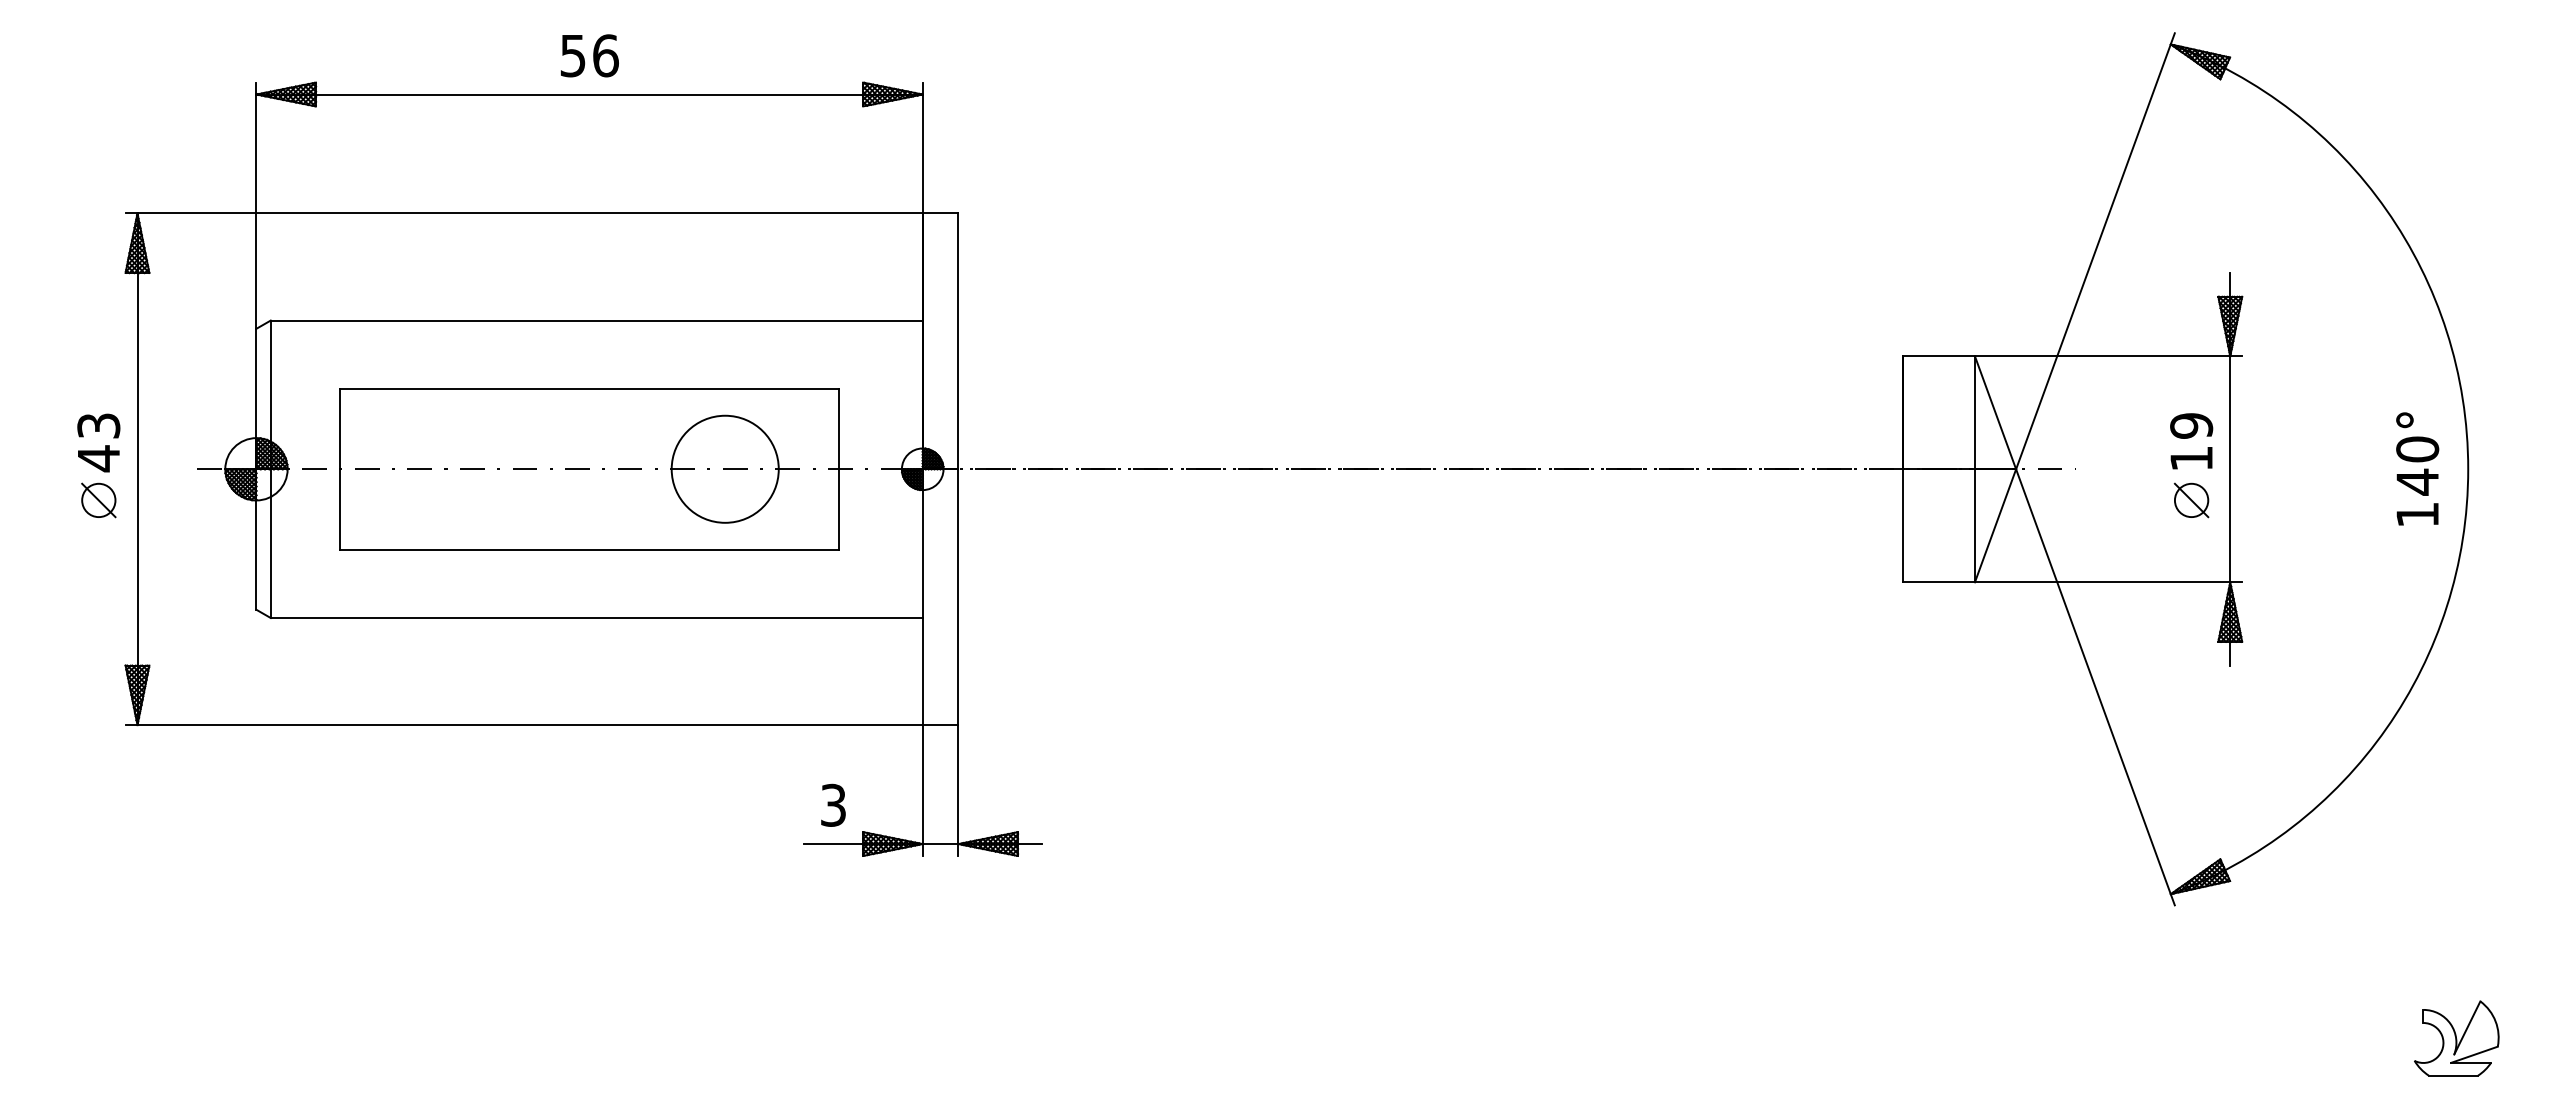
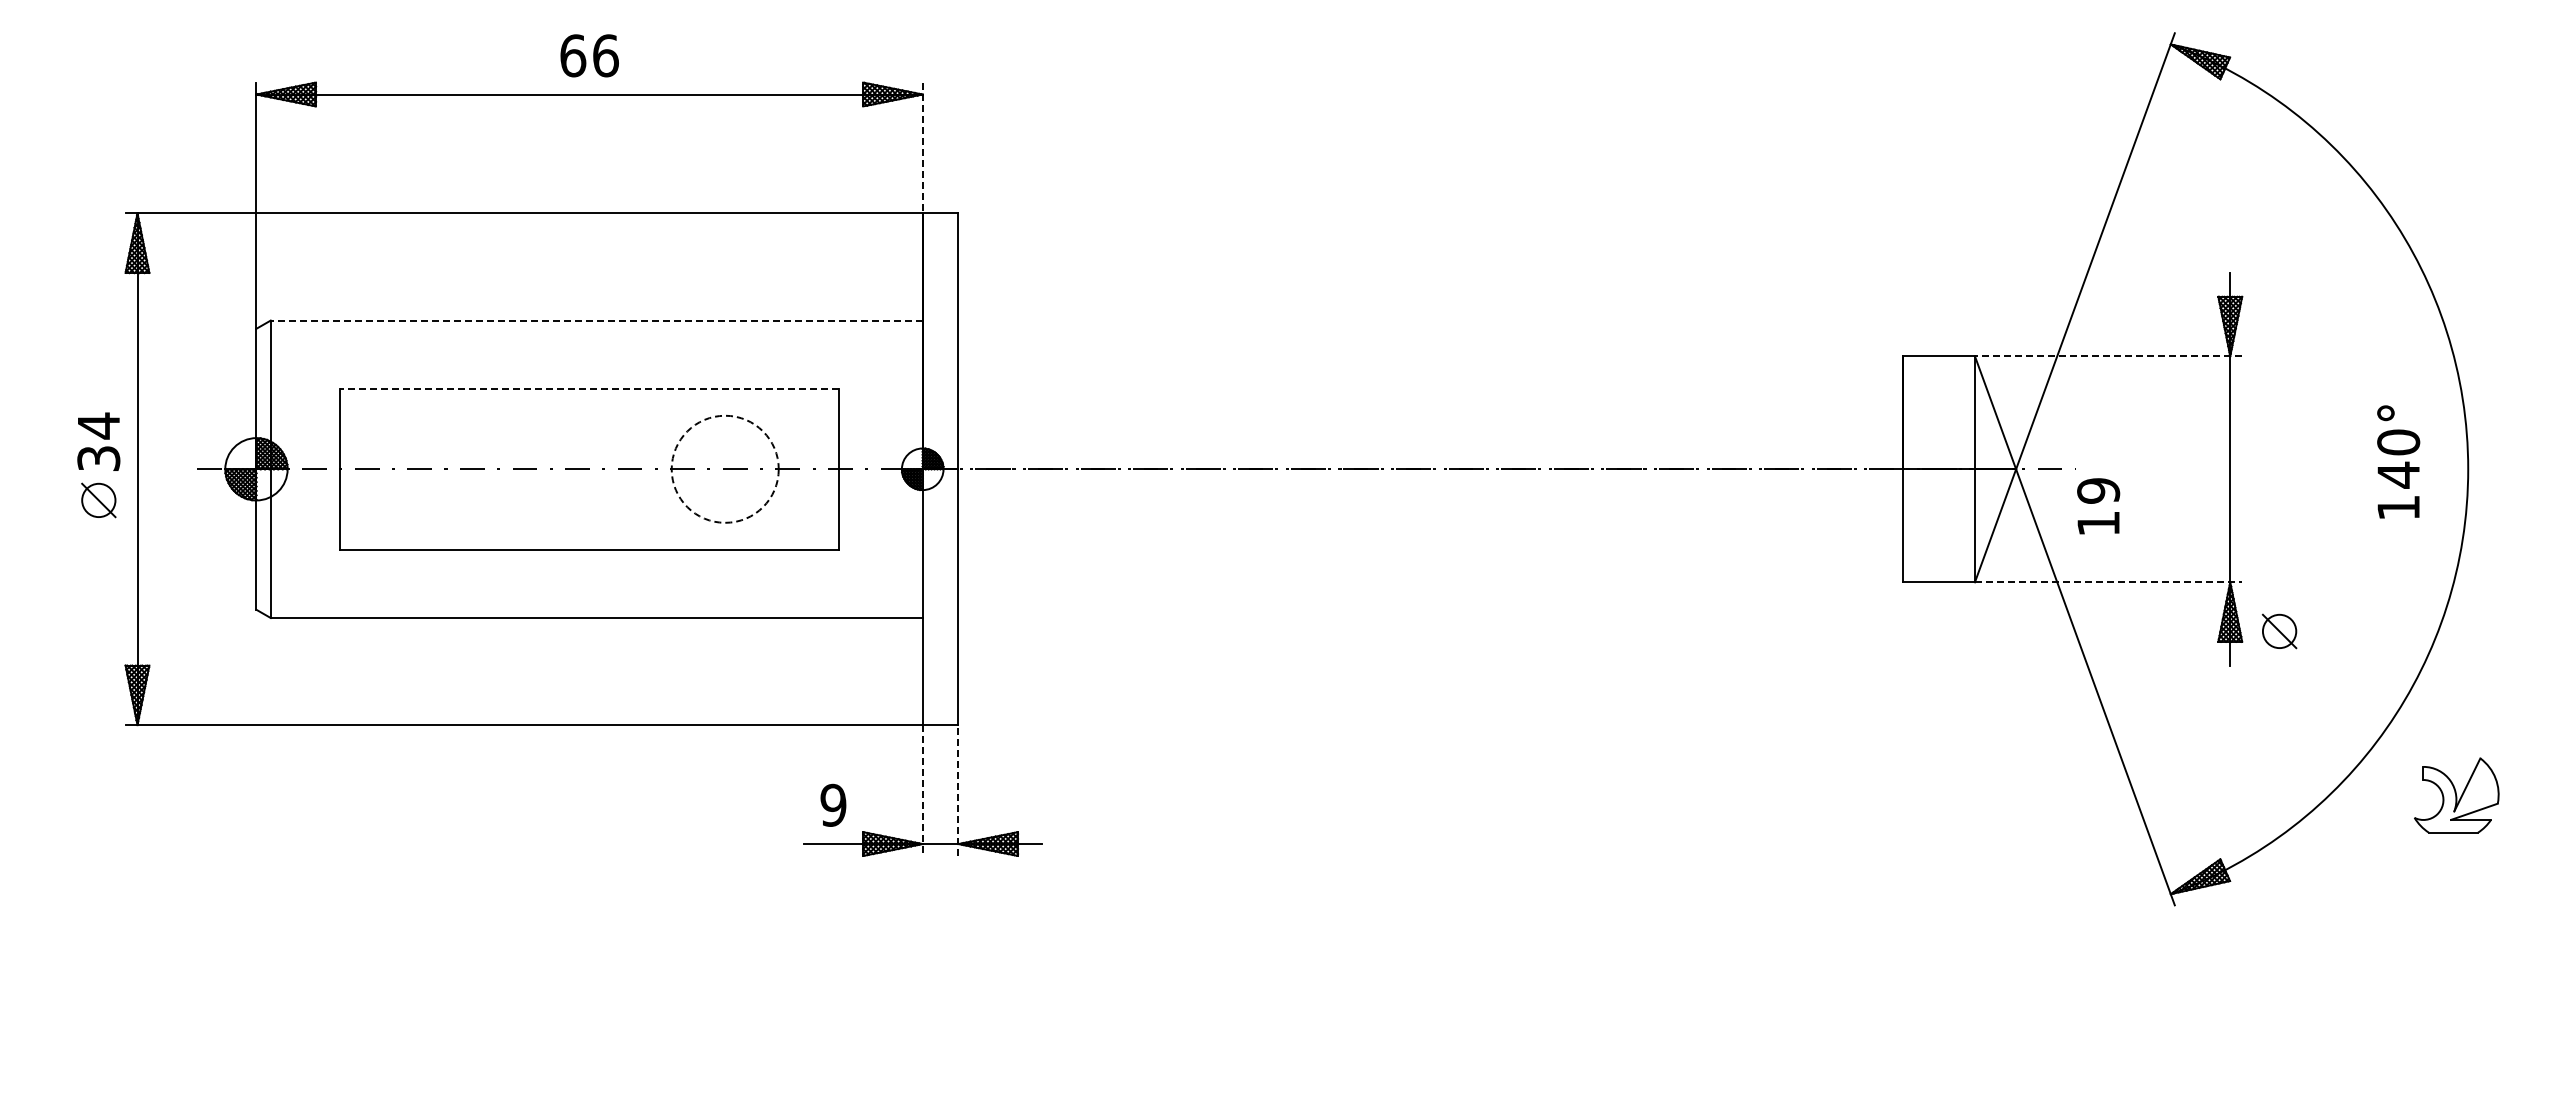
text: 56 -> 66 (573, 55)
line: solid -> dashed (922, 148)
line: solid -> dashed (596, 320)
line: solid -> dashed (2108, 356)
line: solid -> dashed (589, 388)
text position: (2191, 441) -> (2098, 506) (2098, 506)
text: 43 -> 34 (98, 442)
circle: solid -> dashed (724, 468)
text position: (2417, 468) -> (2398, 461) (2398, 461)
part position: (2191, 500) -> (2279, 631) (2279, 631)
line: solid -> dashed (2108, 582)
line: solid -> dashed (958, 790)
line: solid -> dashed (922, 791)
text: 3 -> 9 (833, 805)
part position: (2456, 1038) -> (2456, 795) (2456, 795)
